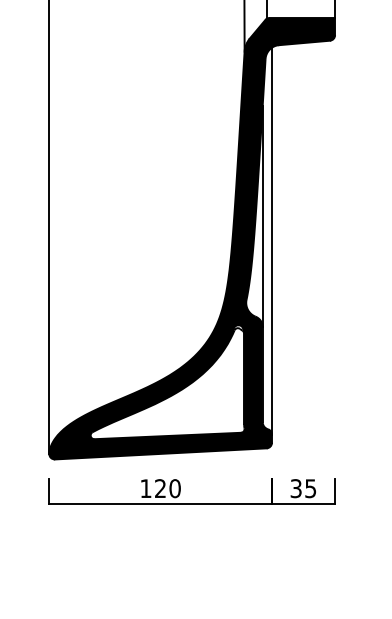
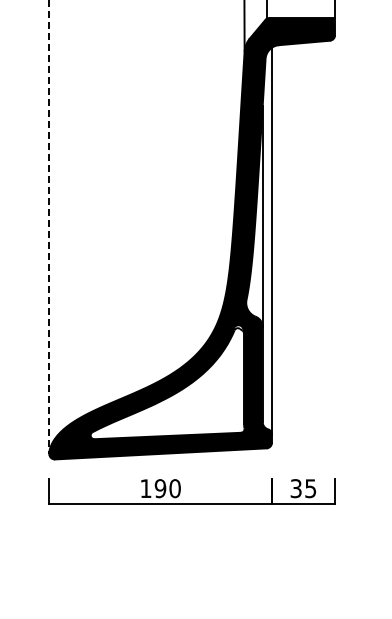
line: solid -> dashed (49, 227)
text: 120 -> 190 (160, 488)
